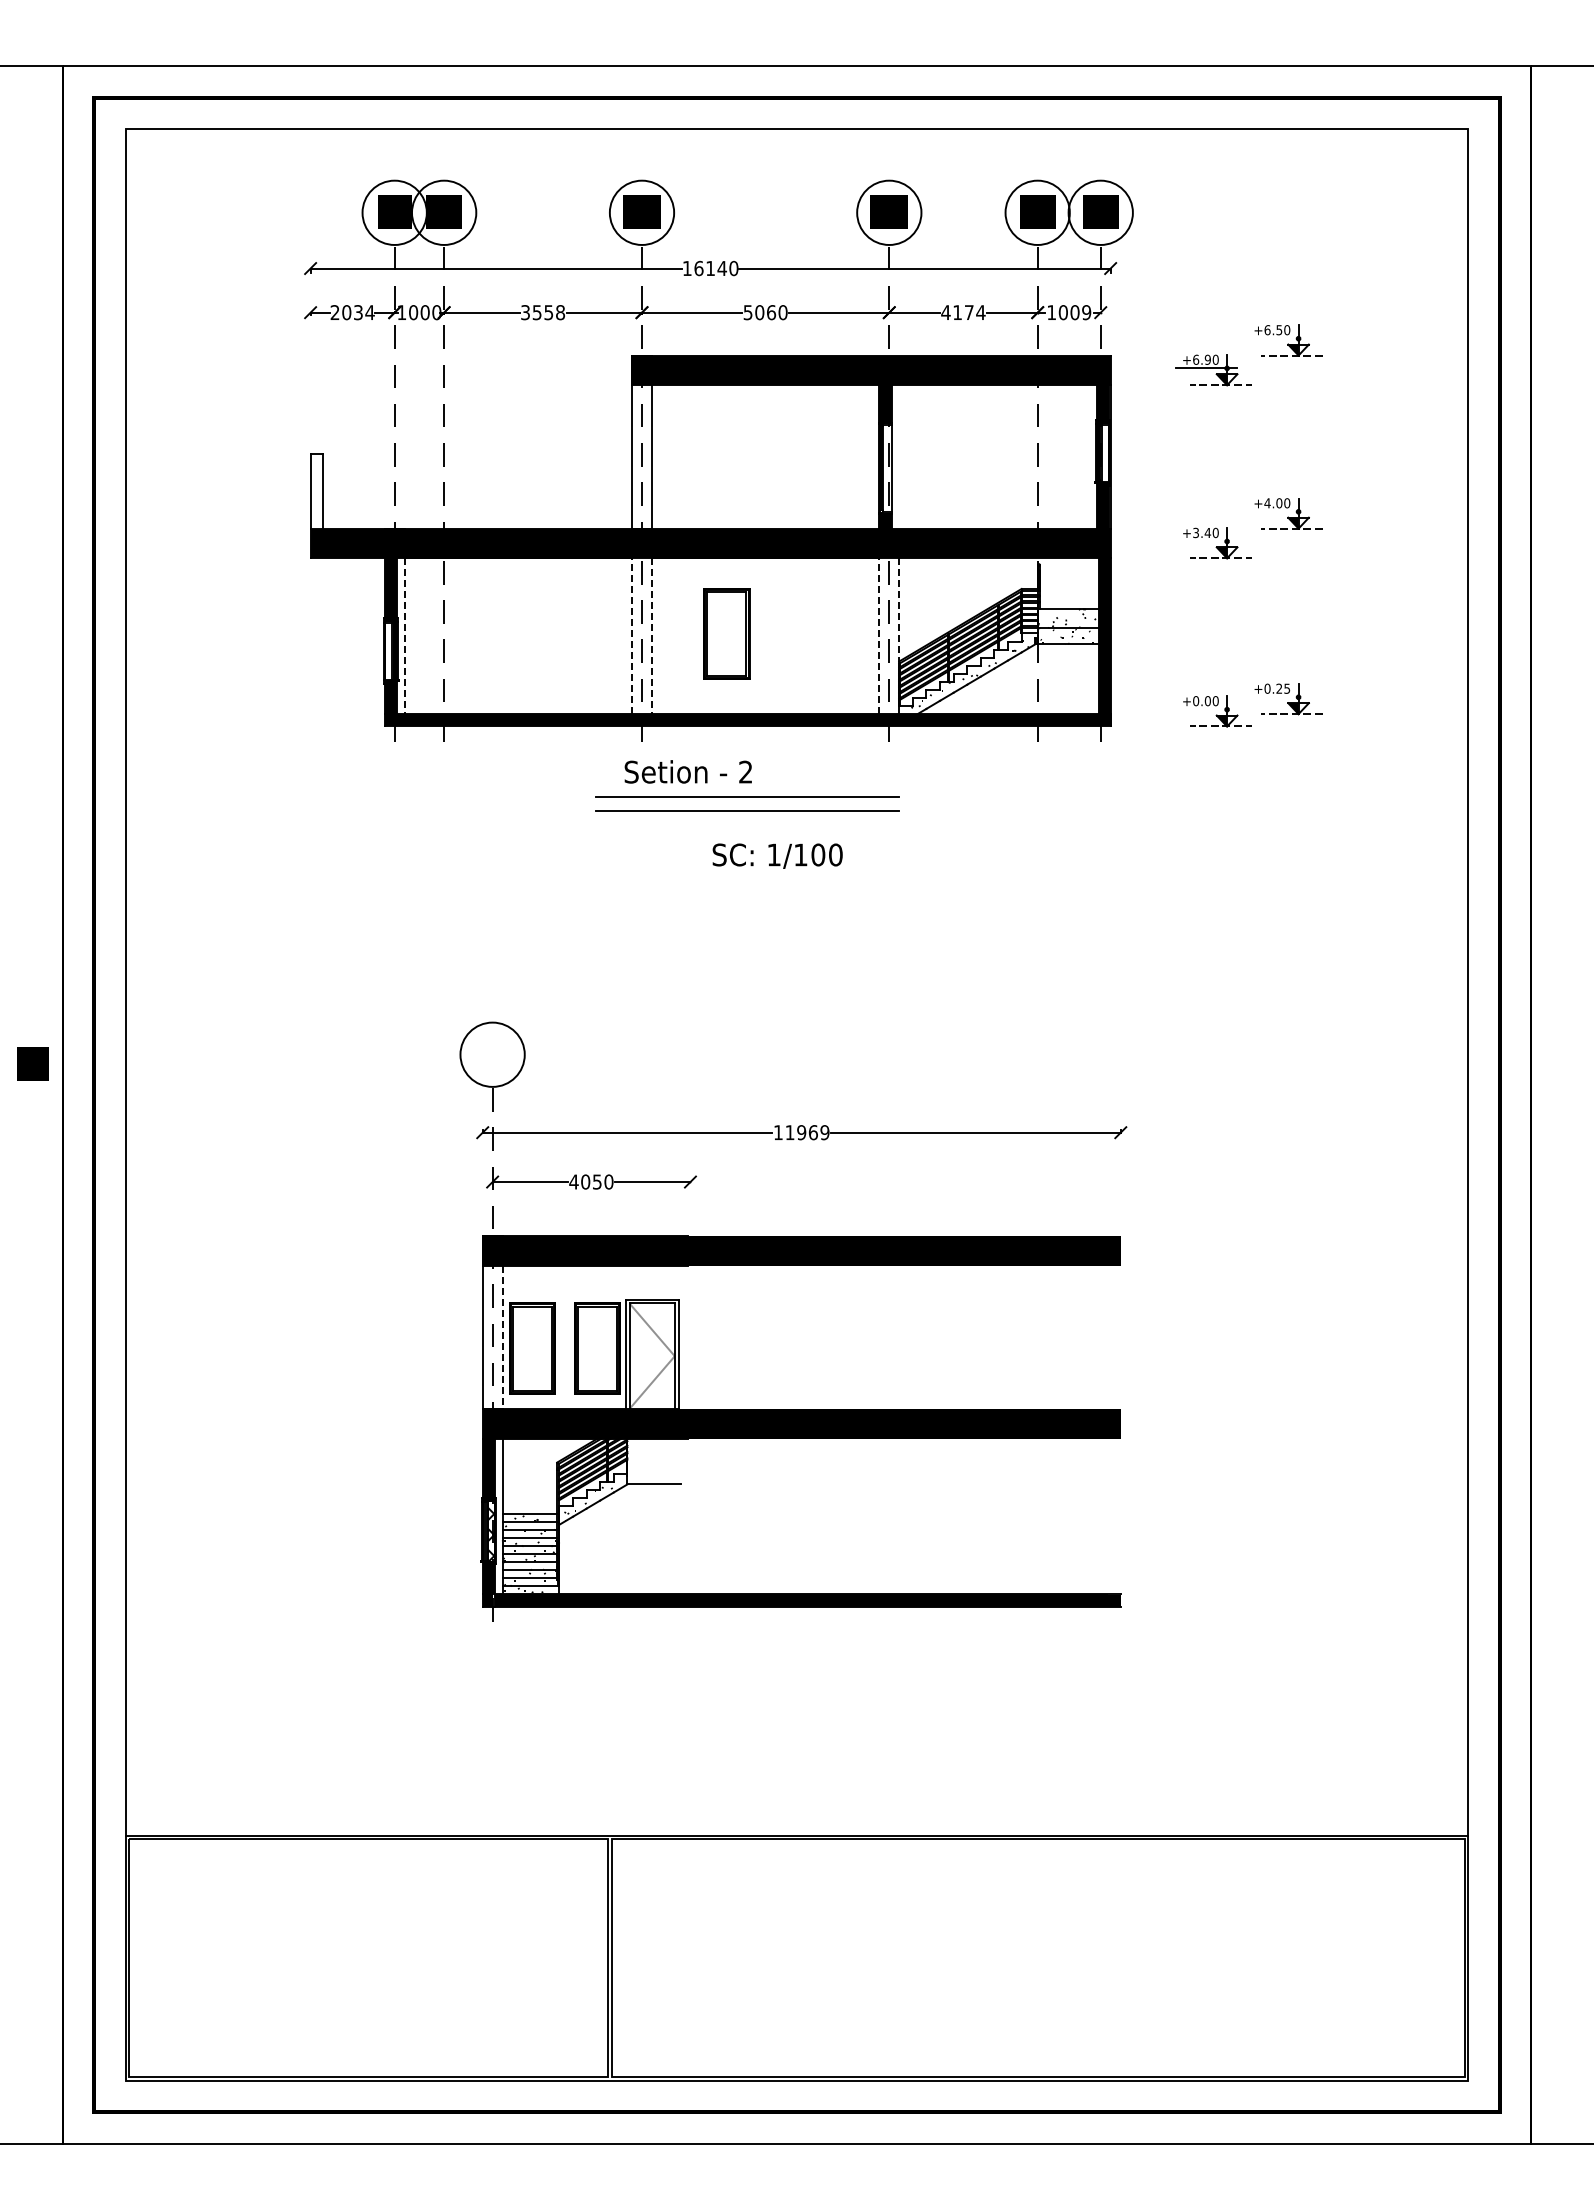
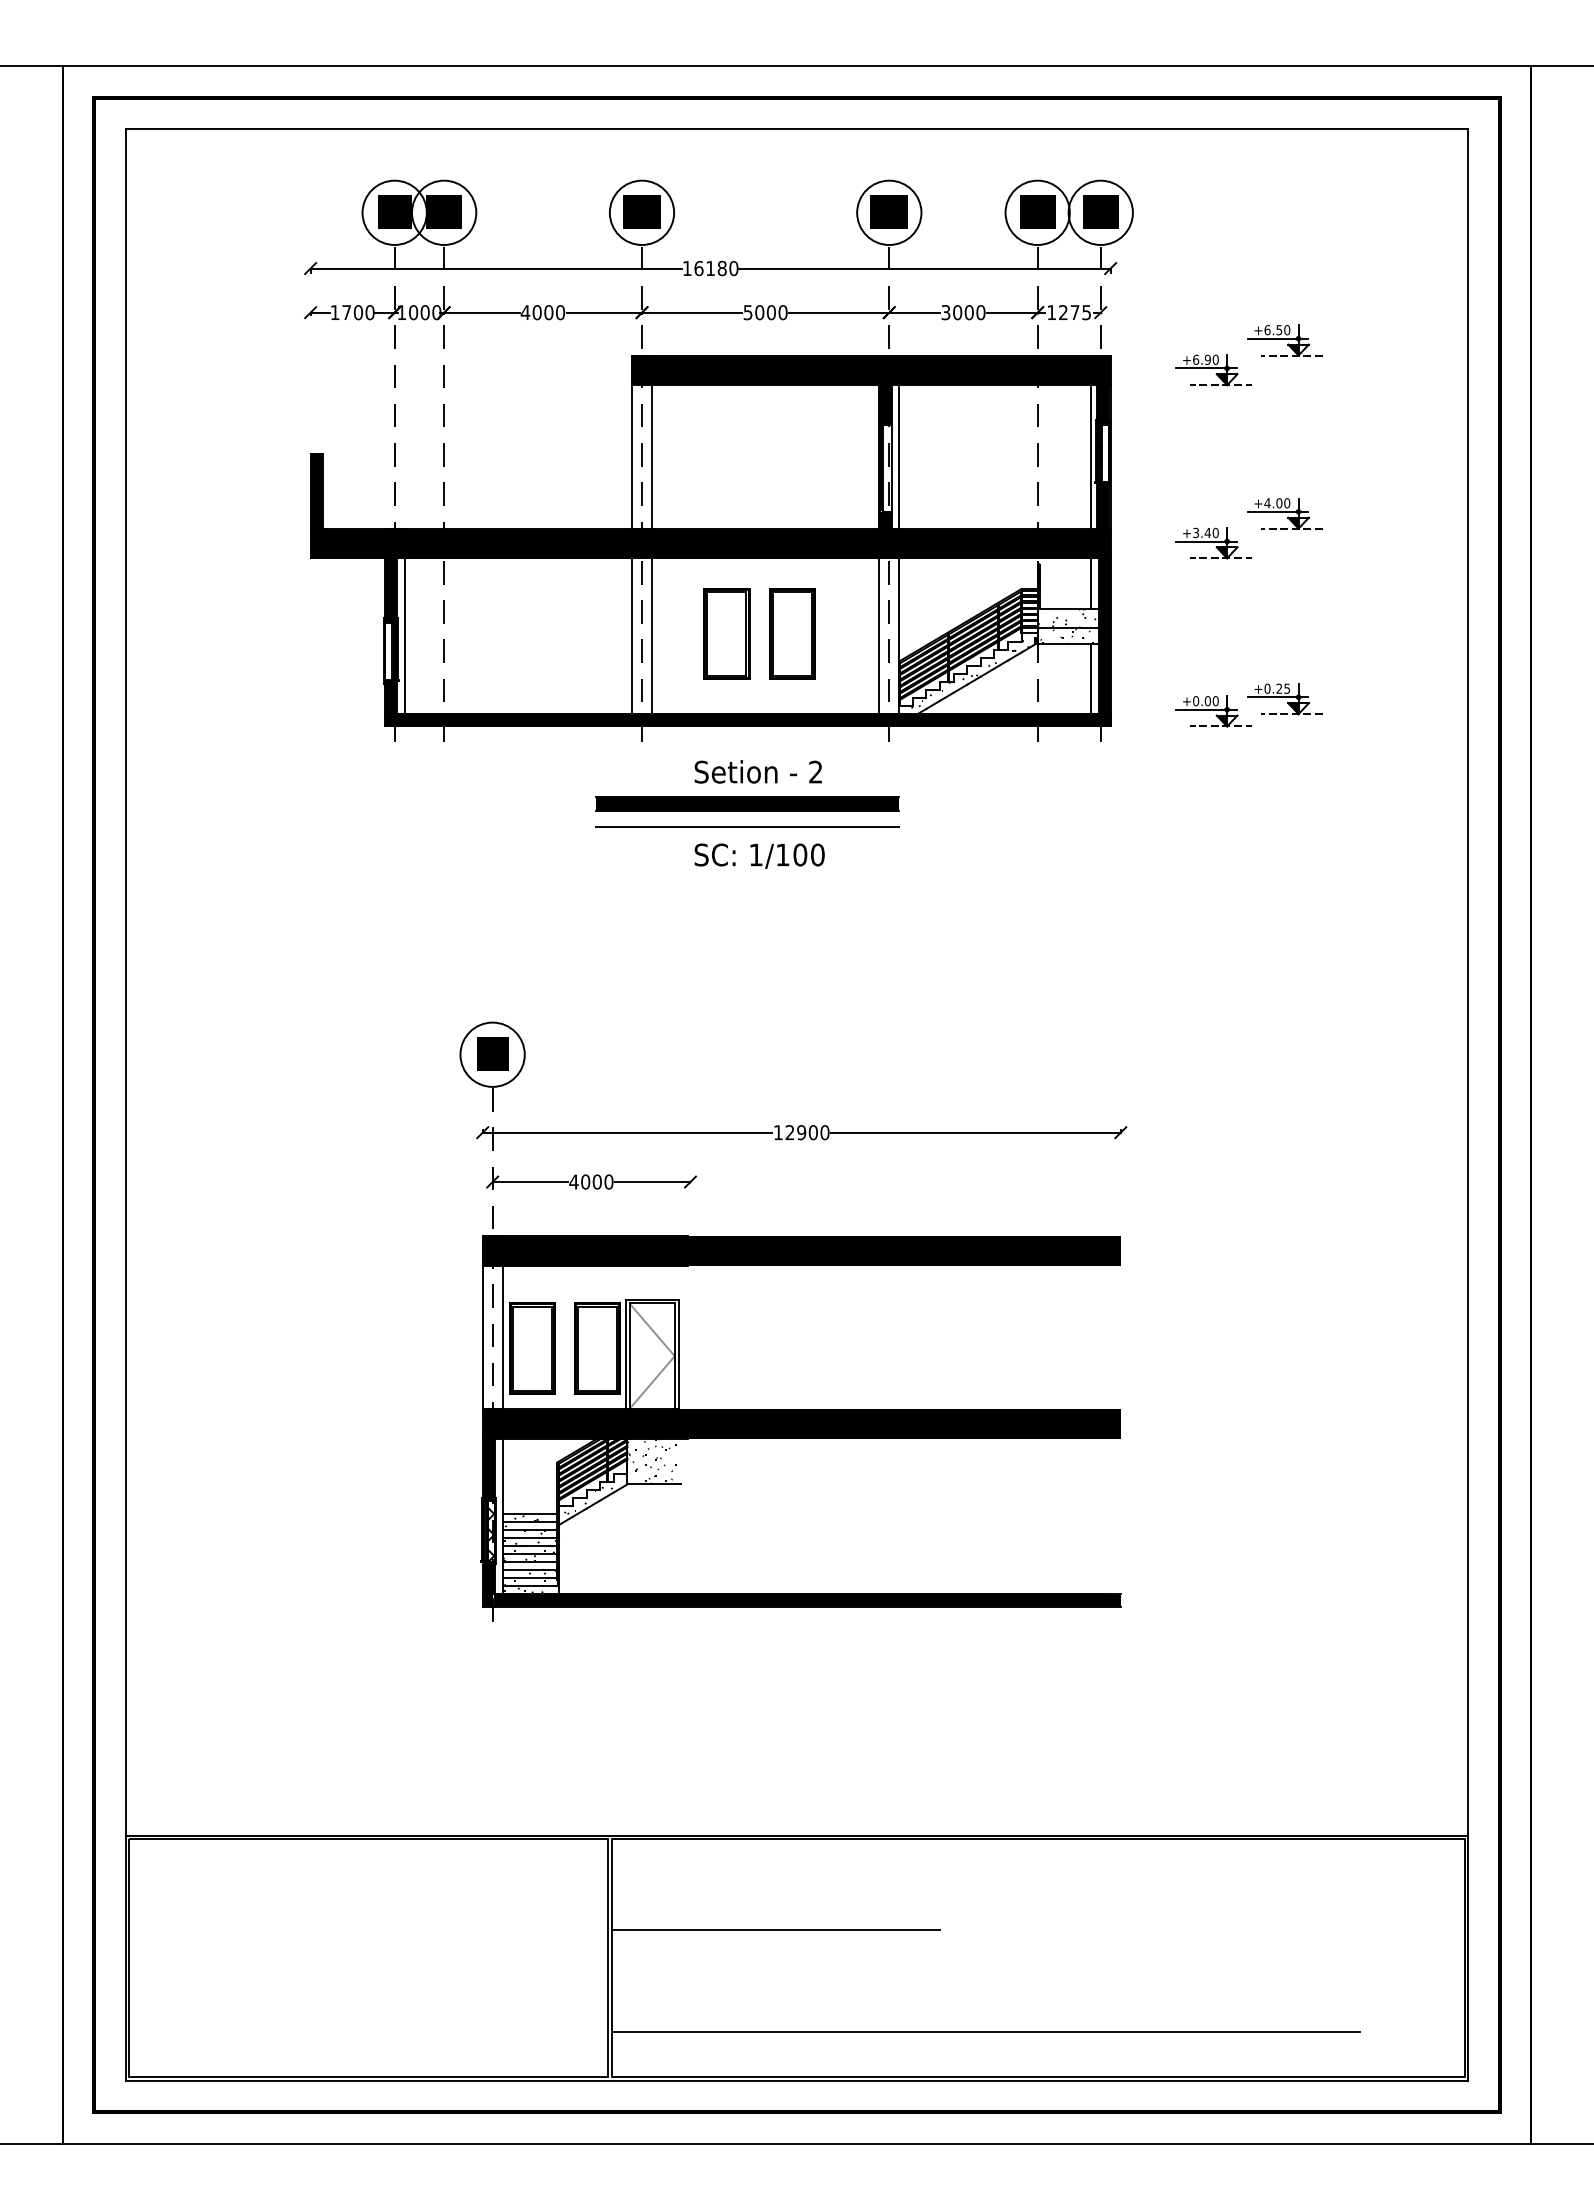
text: 16140 -> 16180 (722, 268)
text: 2034 -> 1700 (352, 312)
text: 3558 -> 4000 (542, 312)
text: 5060 -> 5000 (771, 312)
text: 4174 -> 3000 (963, 312)
text: 1009 -> 1275 (1074, 312)
line: none -> present (1277, 338)
line: none -> present (899, 456)
line: none -> present (1090, 456)
fill: none -> present (316, 491)
line: none -> present (1277, 511)
line: none -> present (1206, 541)
line: none -> present (1090, 583)
line: dashed -> solid (899, 609)
part: none -> present (792, 633)
line: dashed -> solid (404, 636)
line: dashed -> solid (632, 636)
line: dashed -> solid (651, 636)
line: dashed -> solid (879, 636)
line: none -> present (1090, 679)
line: none -> present (1277, 697)
line: none -> present (1206, 709)
text position: (687, 771) -> (757, 771) (757, 771)
fill: none -> present (747, 804)
line: none -> present (747, 826)
text position: (777, 855) -> (759, 855) (759, 855)
text position: (32, 1063) -> (492, 1053) (492, 1053)
text: 11969 -> 12900 (807, 1132)
text: 4050 -> 4000 (596, 1181)
line: dashed -> solid (502, 1337)
hatch: none -> present (651, 1461)
line: none -> present (775, 1930)
line: none -> present (985, 2031)
